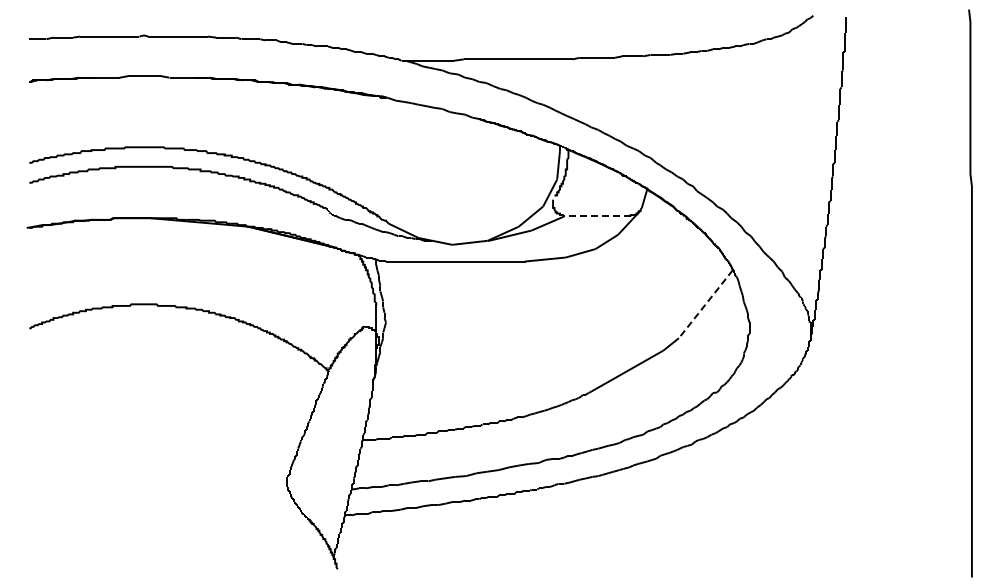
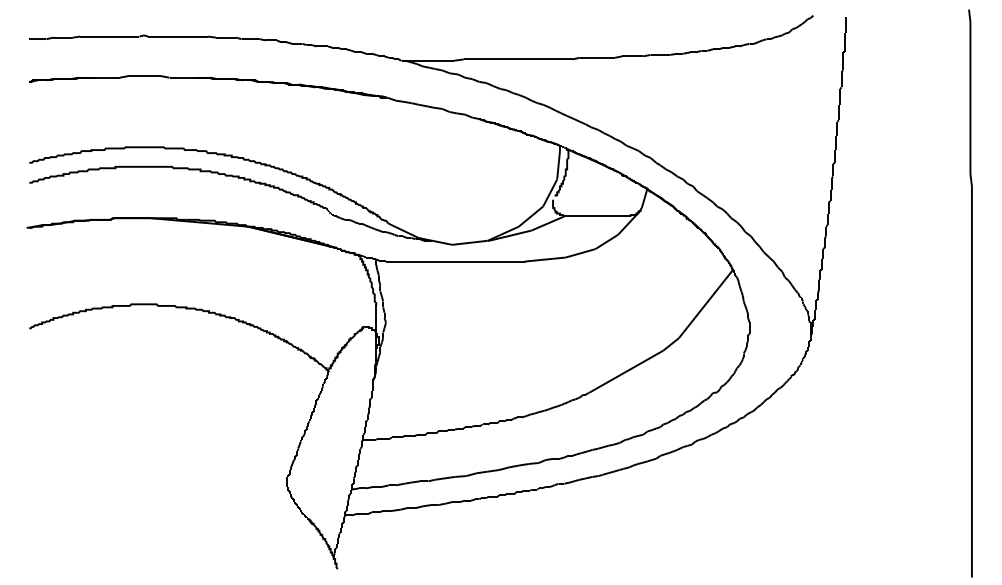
line: dashed -> solid (597, 216)
line: dashed -> solid (705, 304)
